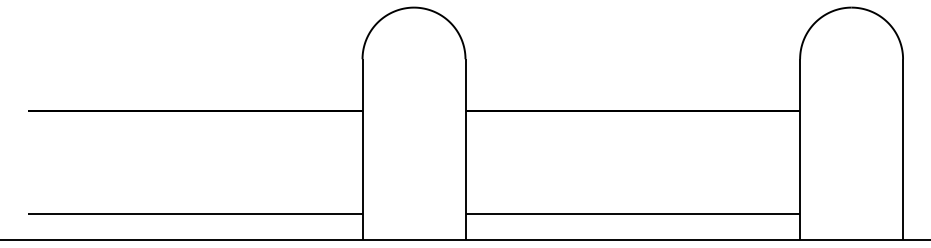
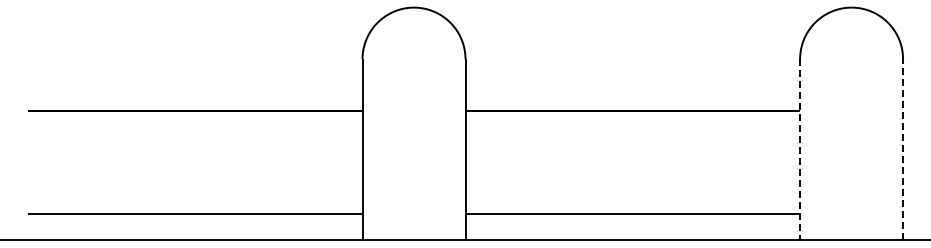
line: solid -> dashed (800, 149)
line: solid -> dashed (903, 149)
